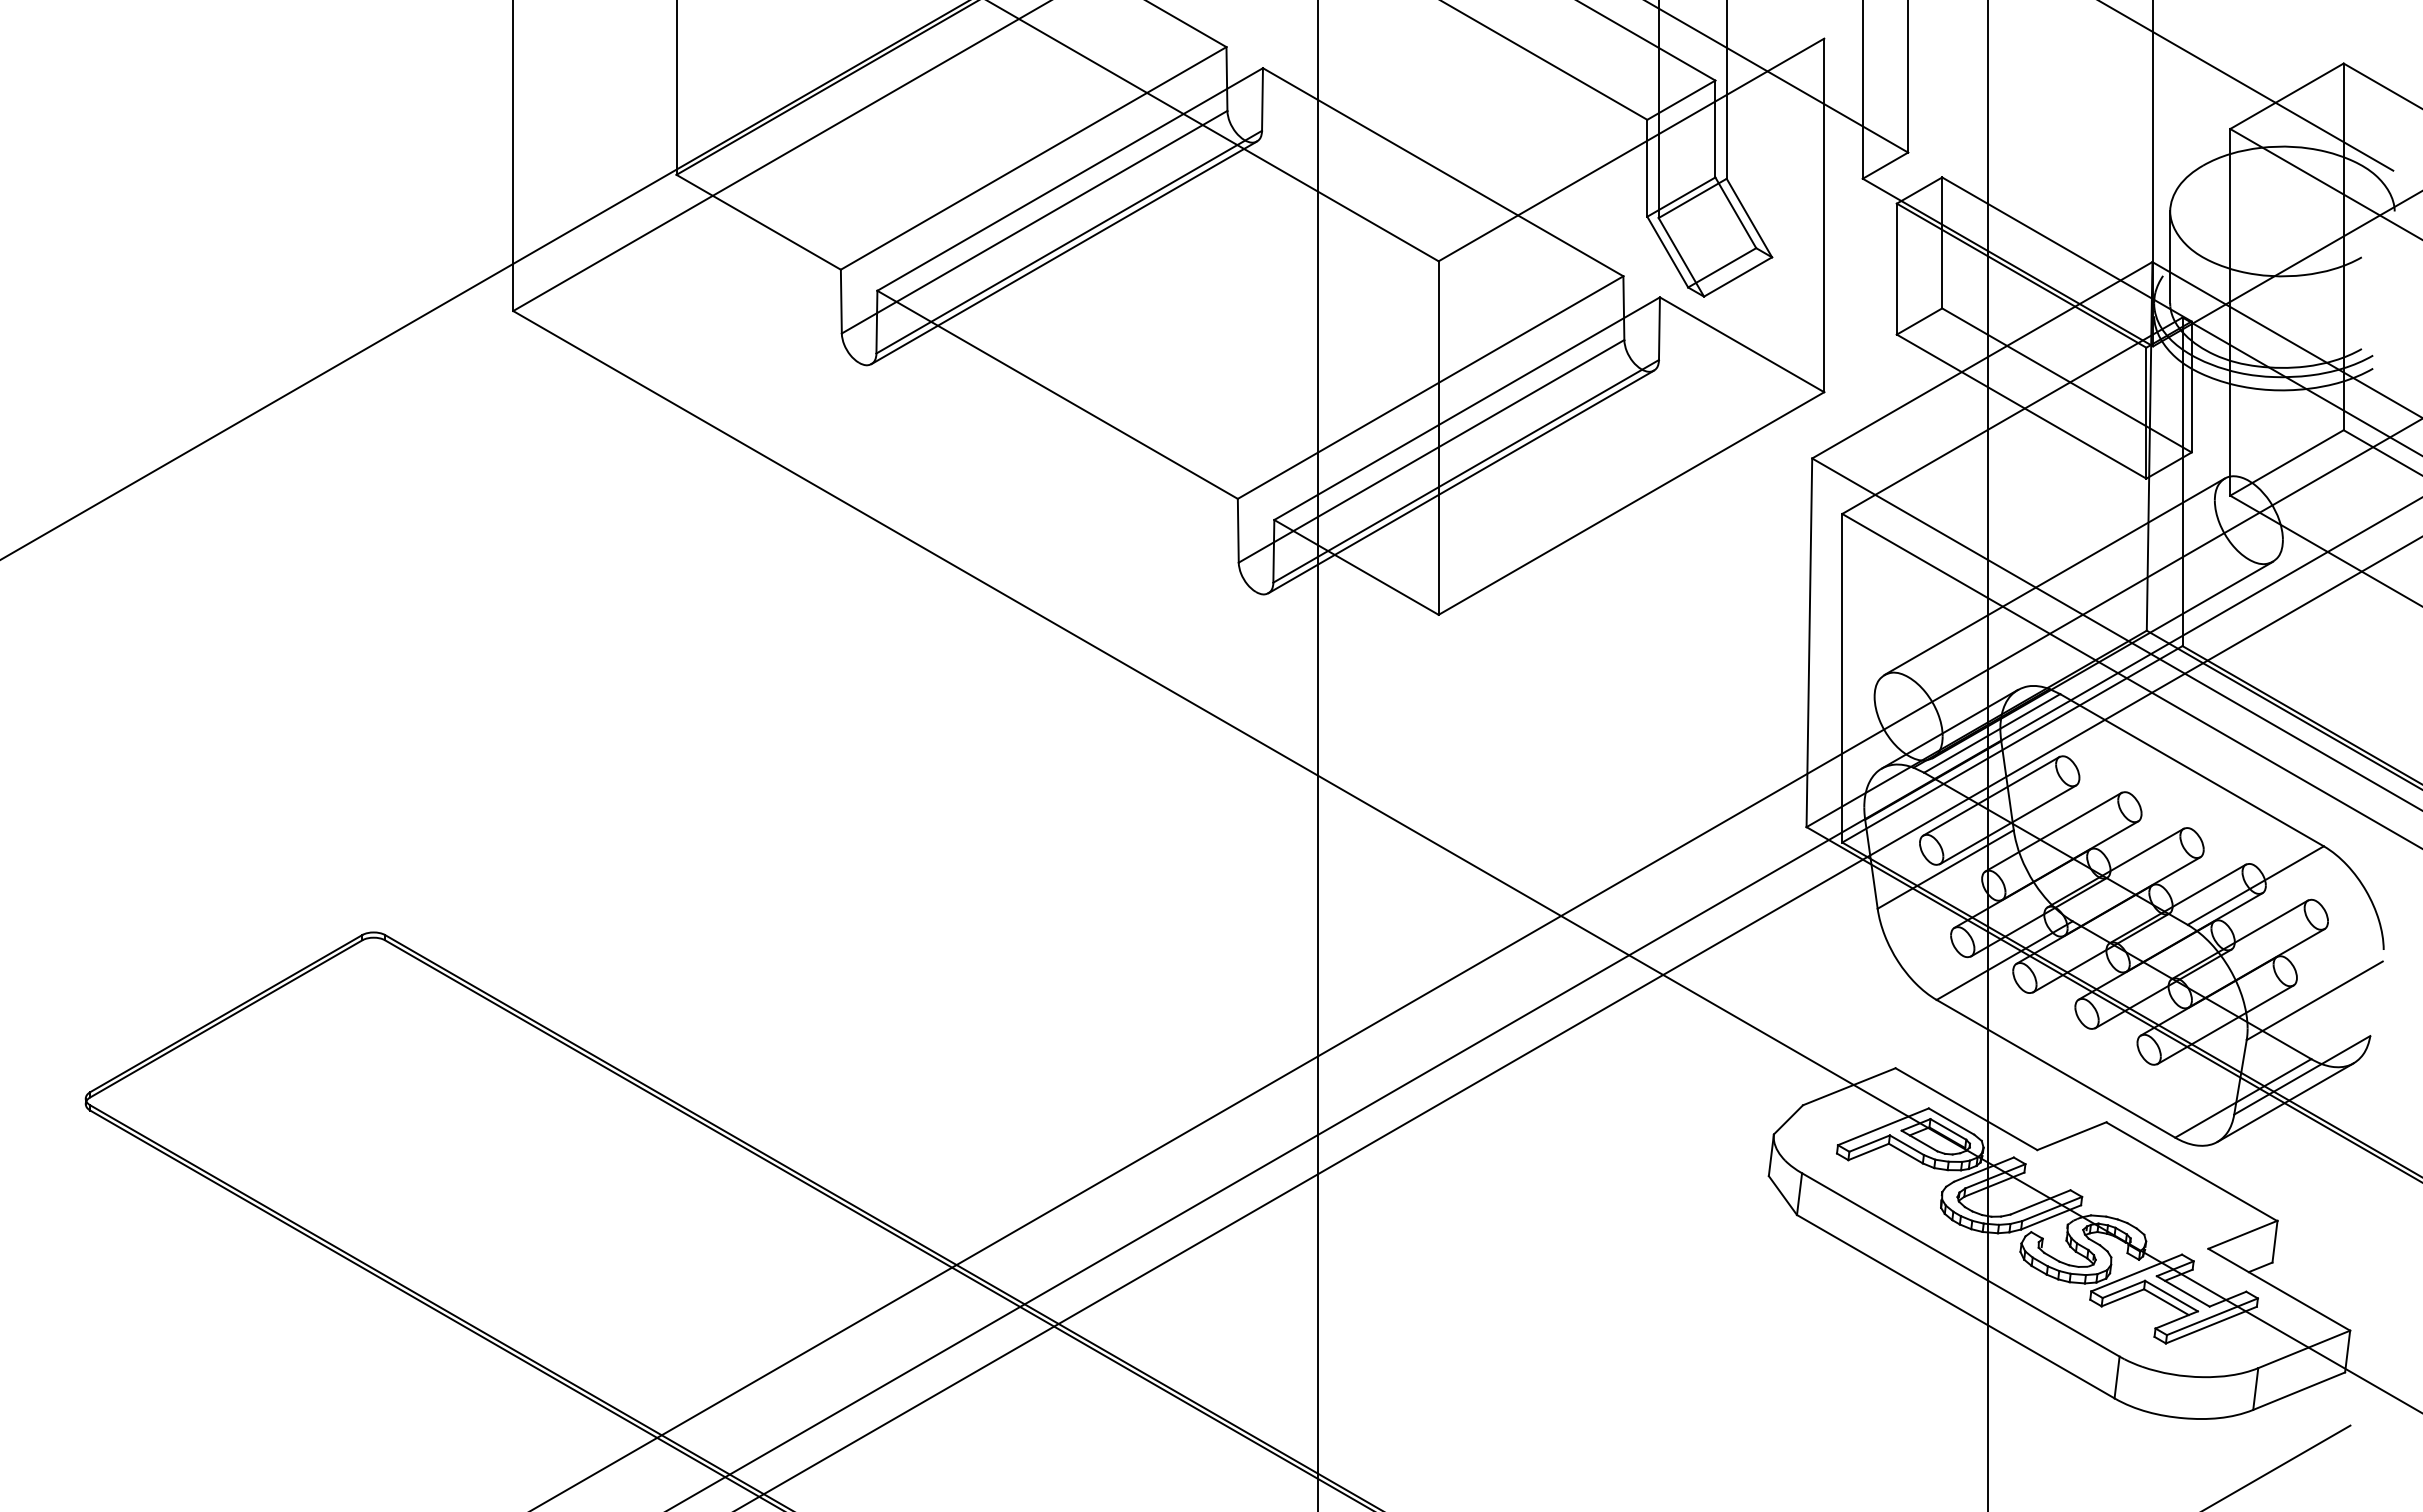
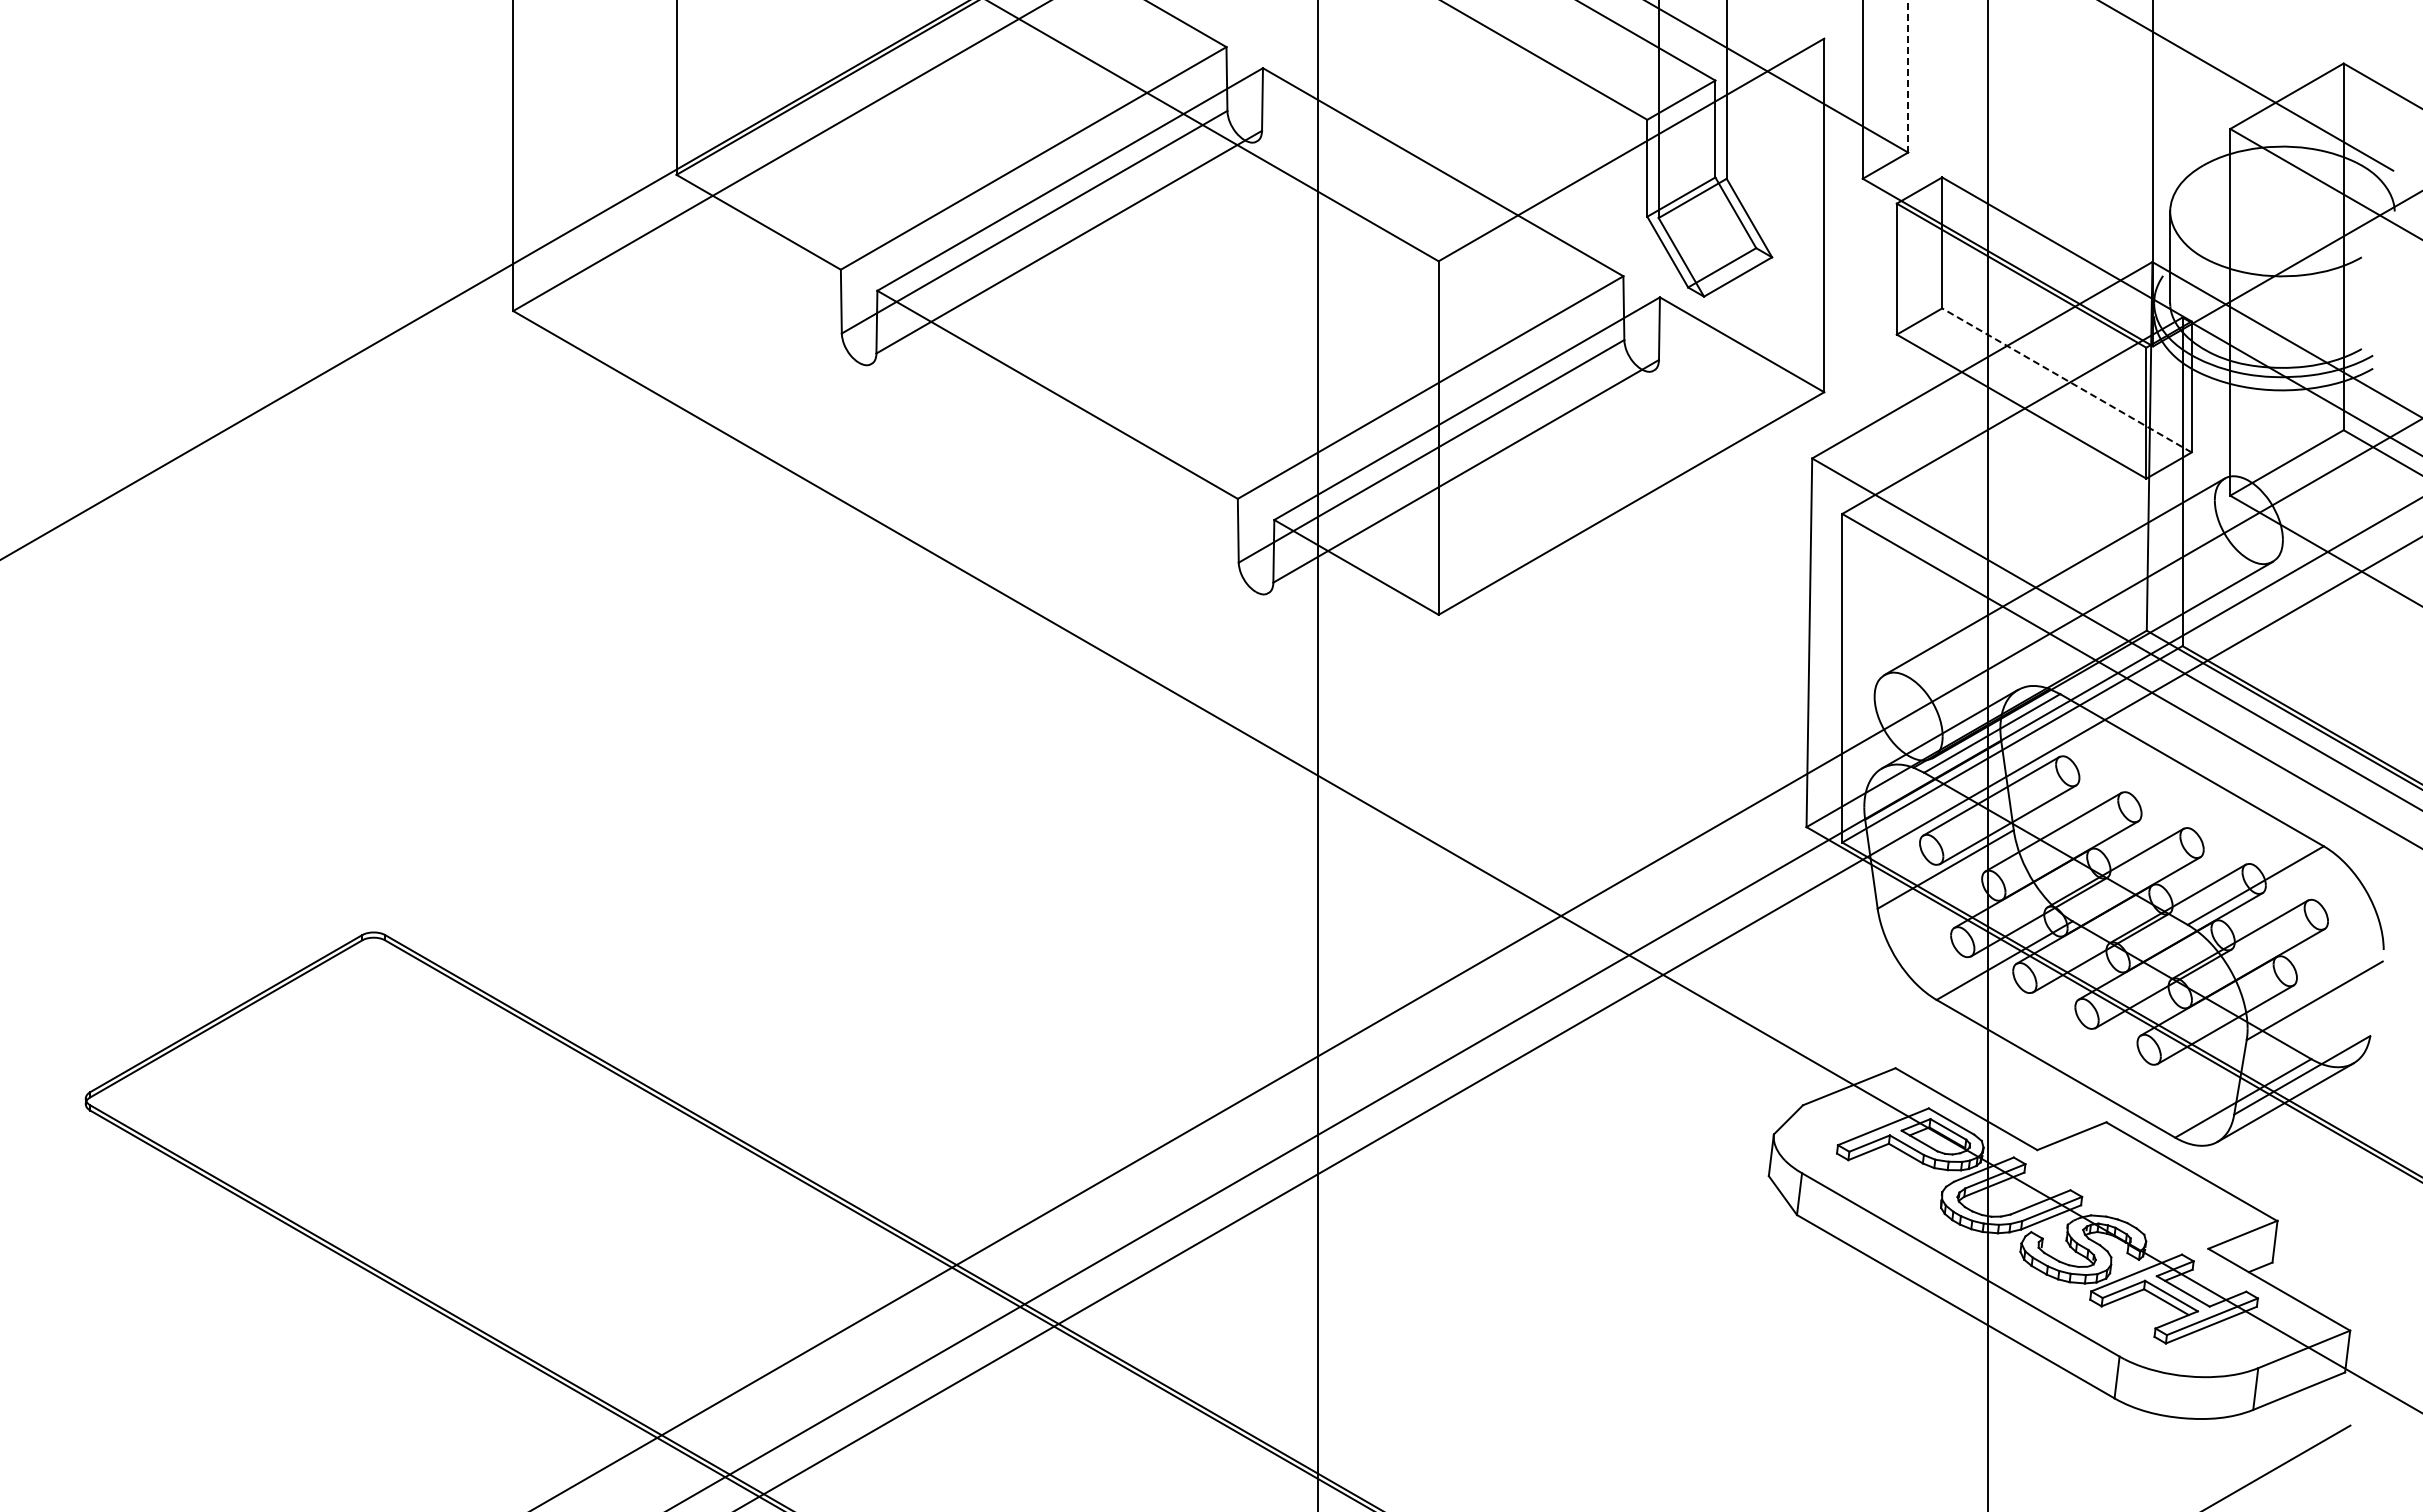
line: solid -> dashed (1908, 76)
line: present -> none (1064, 252)
line: solid -> dashed (2066, 380)
line: present -> none (1461, 481)
